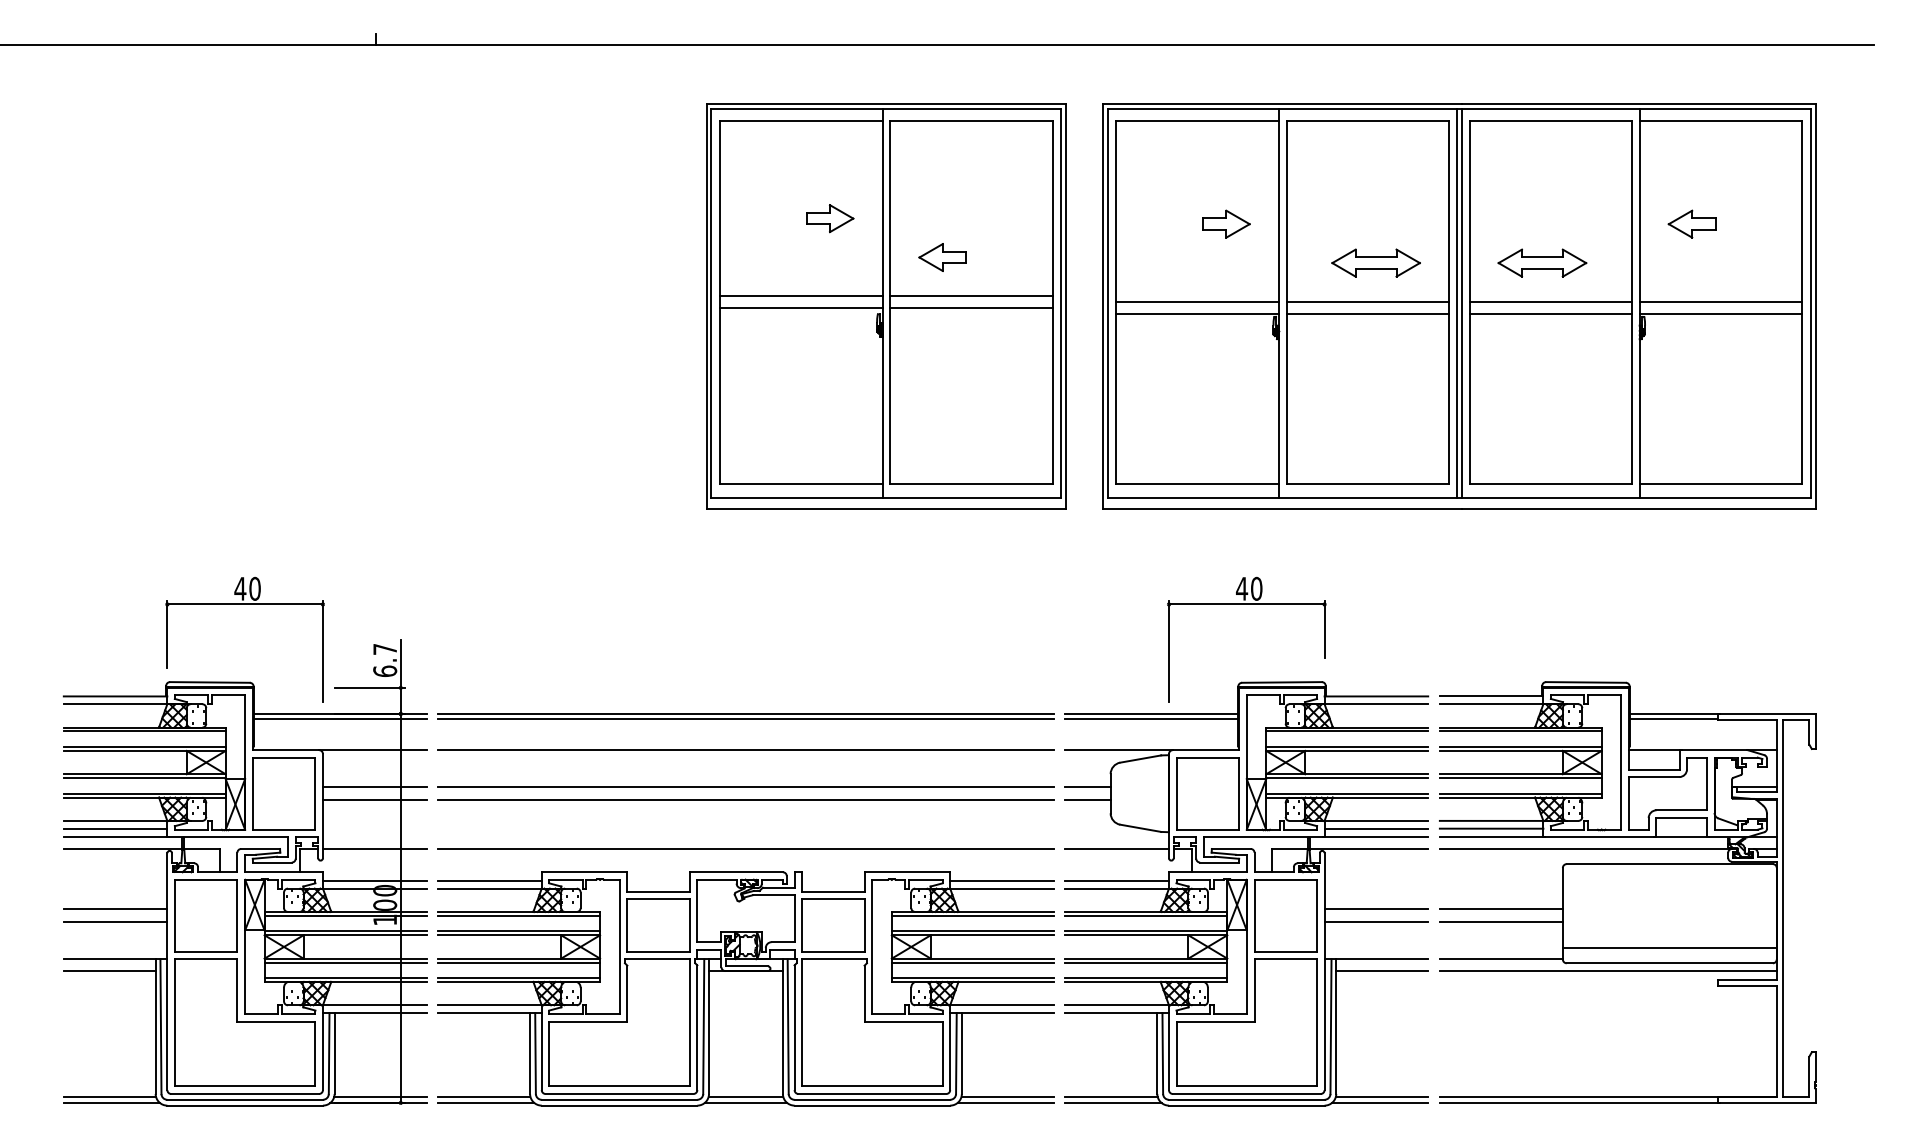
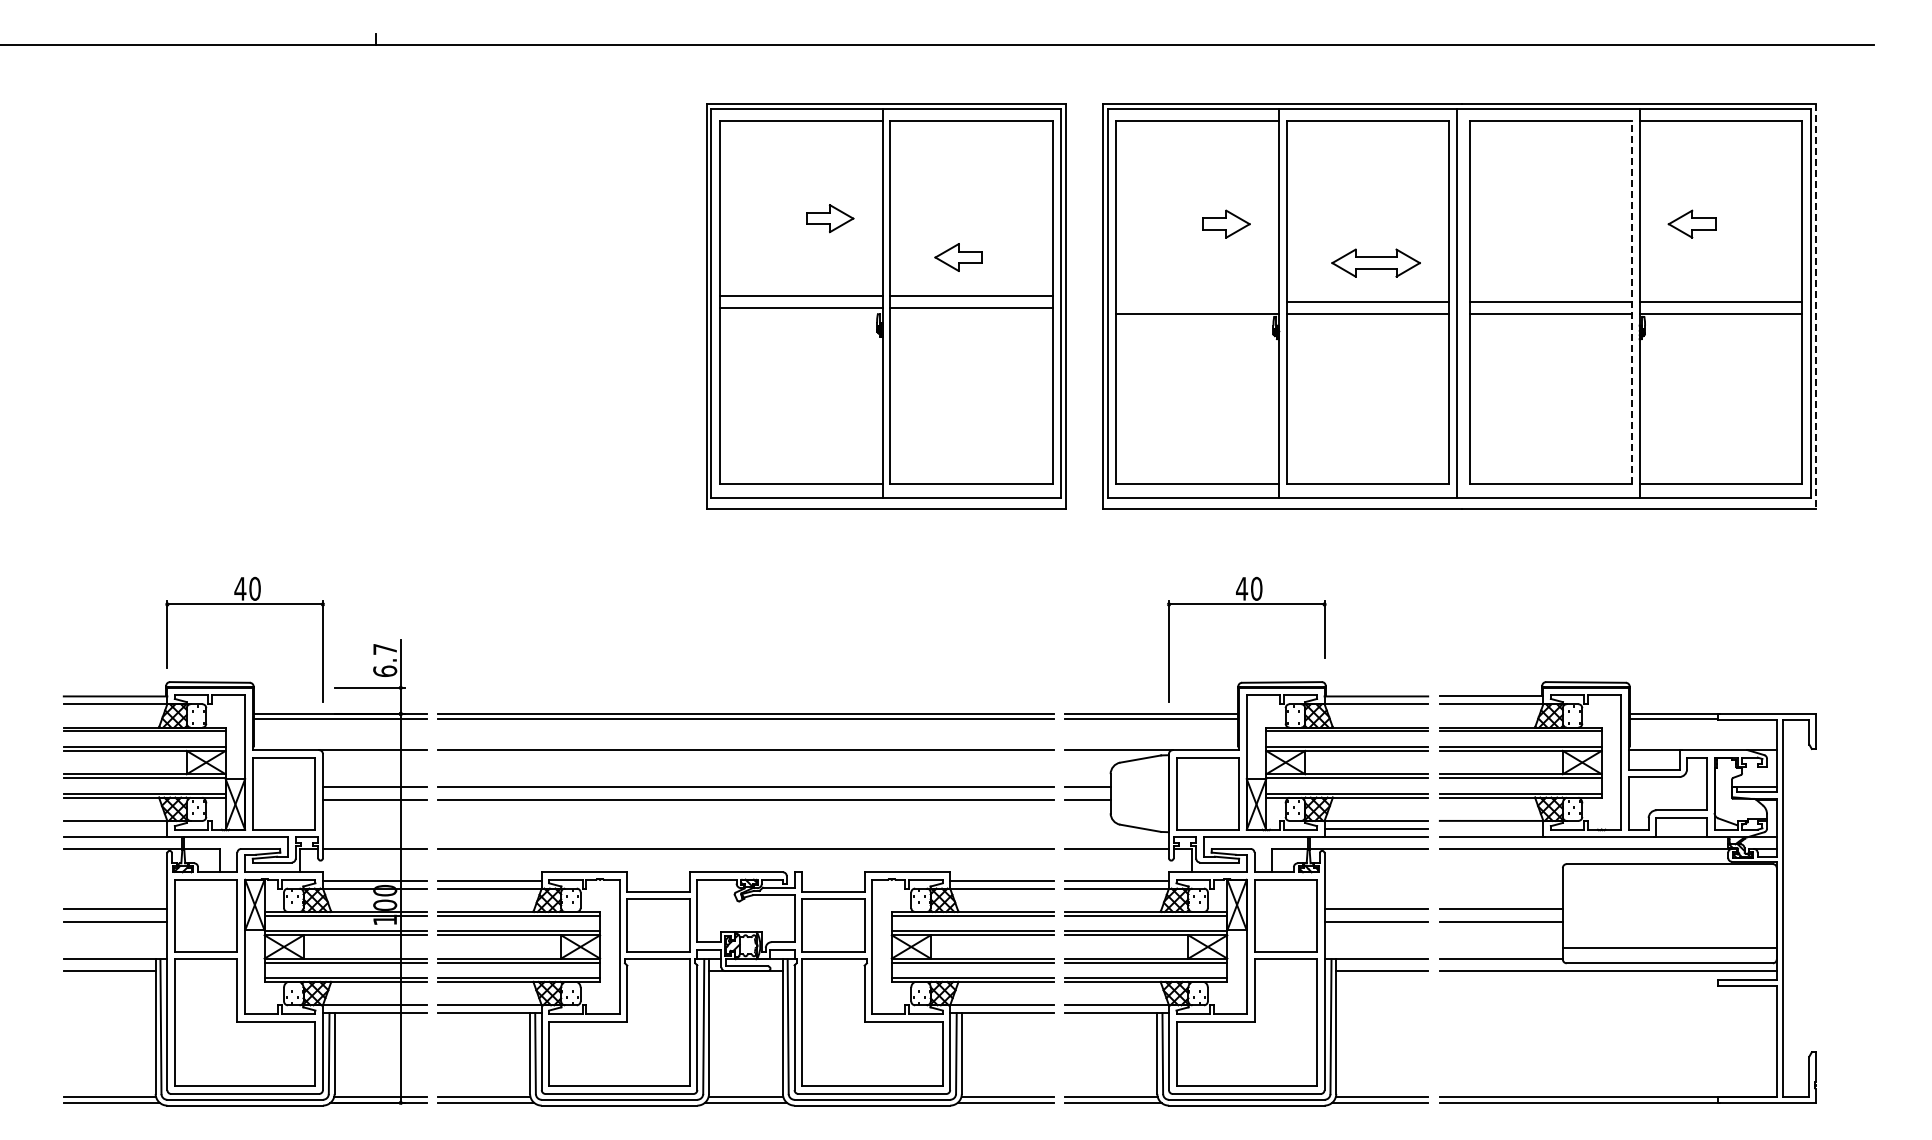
part position: (942, 257) -> (958, 257) (958, 257)
part: present -> none (1542, 262)
line: present -> none (1197, 301)
line: solid -> dashed (1631, 302)
line: present -> none (1461, 303)
line: solid -> dashed (1815, 306)
line: present -> none (115, 828)
line: present -> none (1491, 828)
